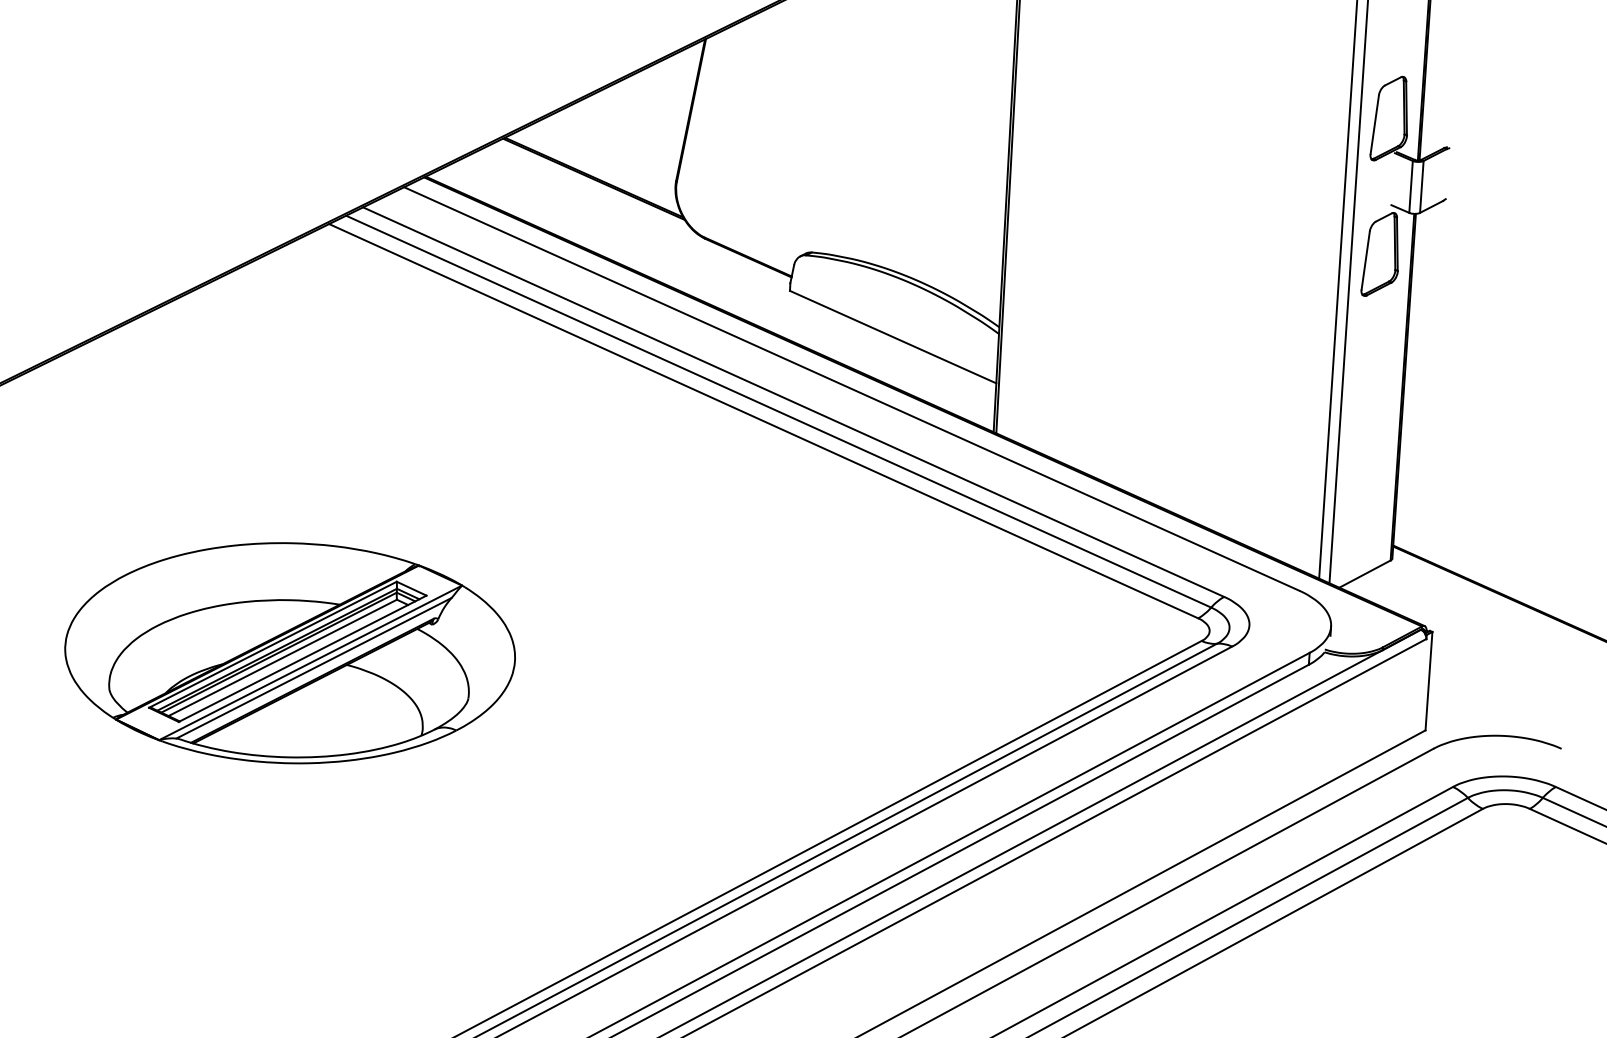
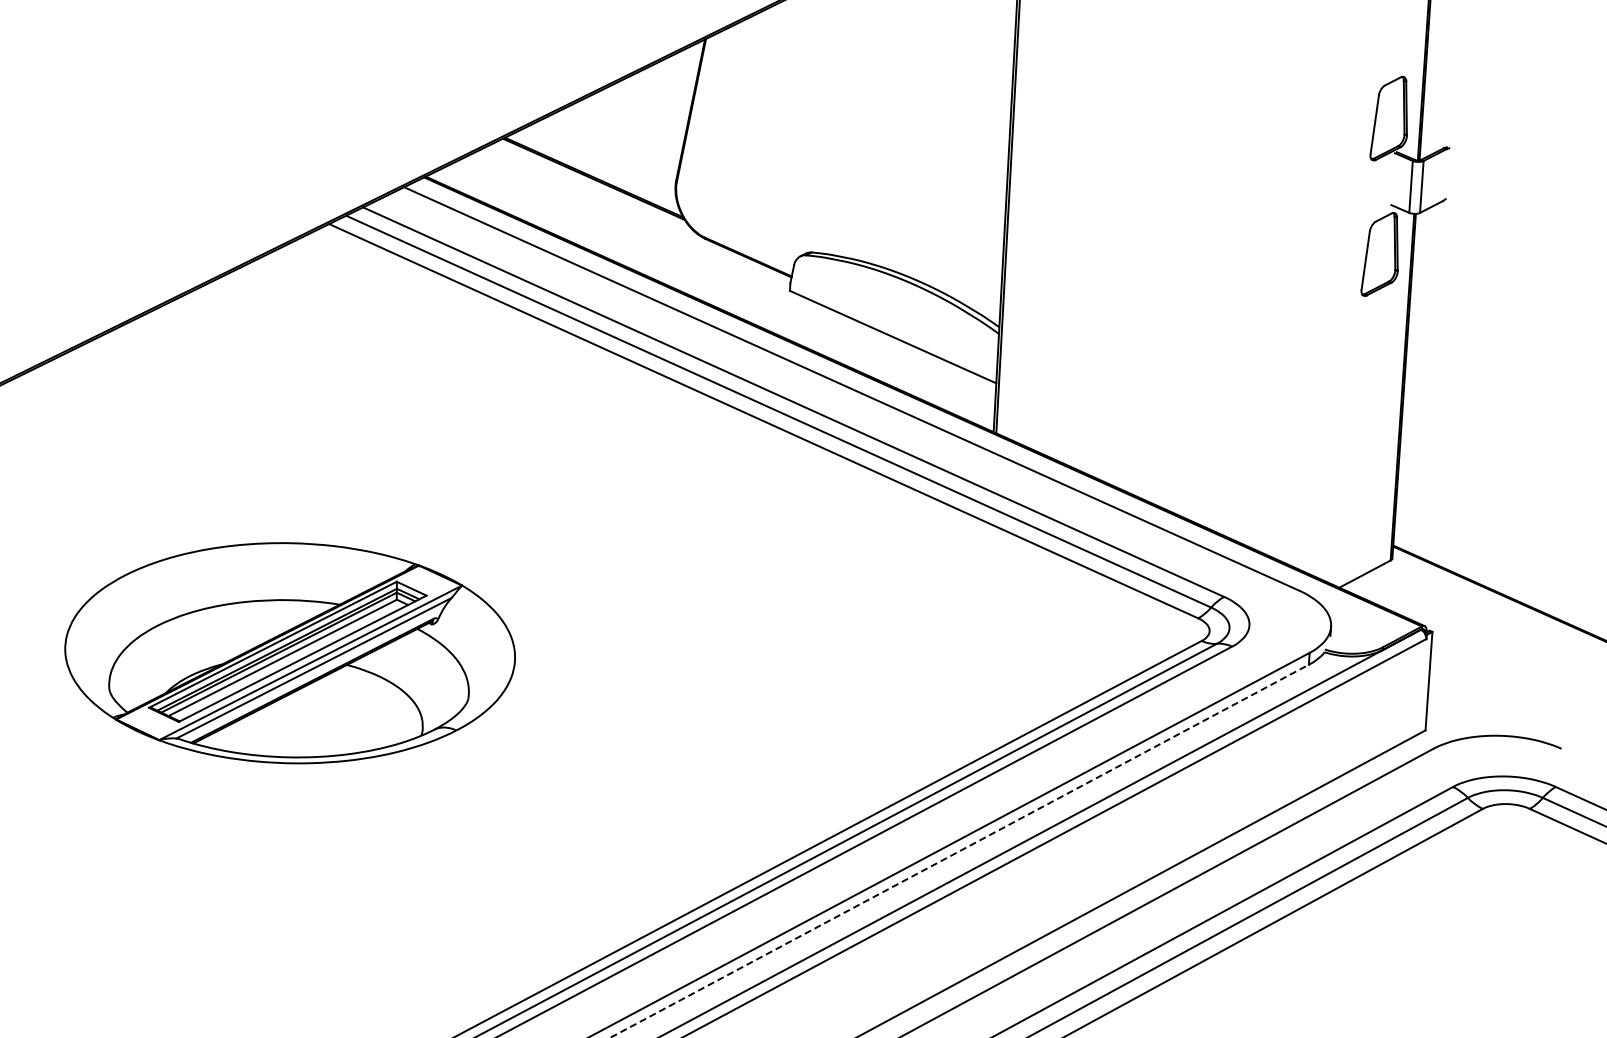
line: present -> none (1338, 290)
line: present -> none (1348, 292)
line: solid -> dashed (959, 851)
